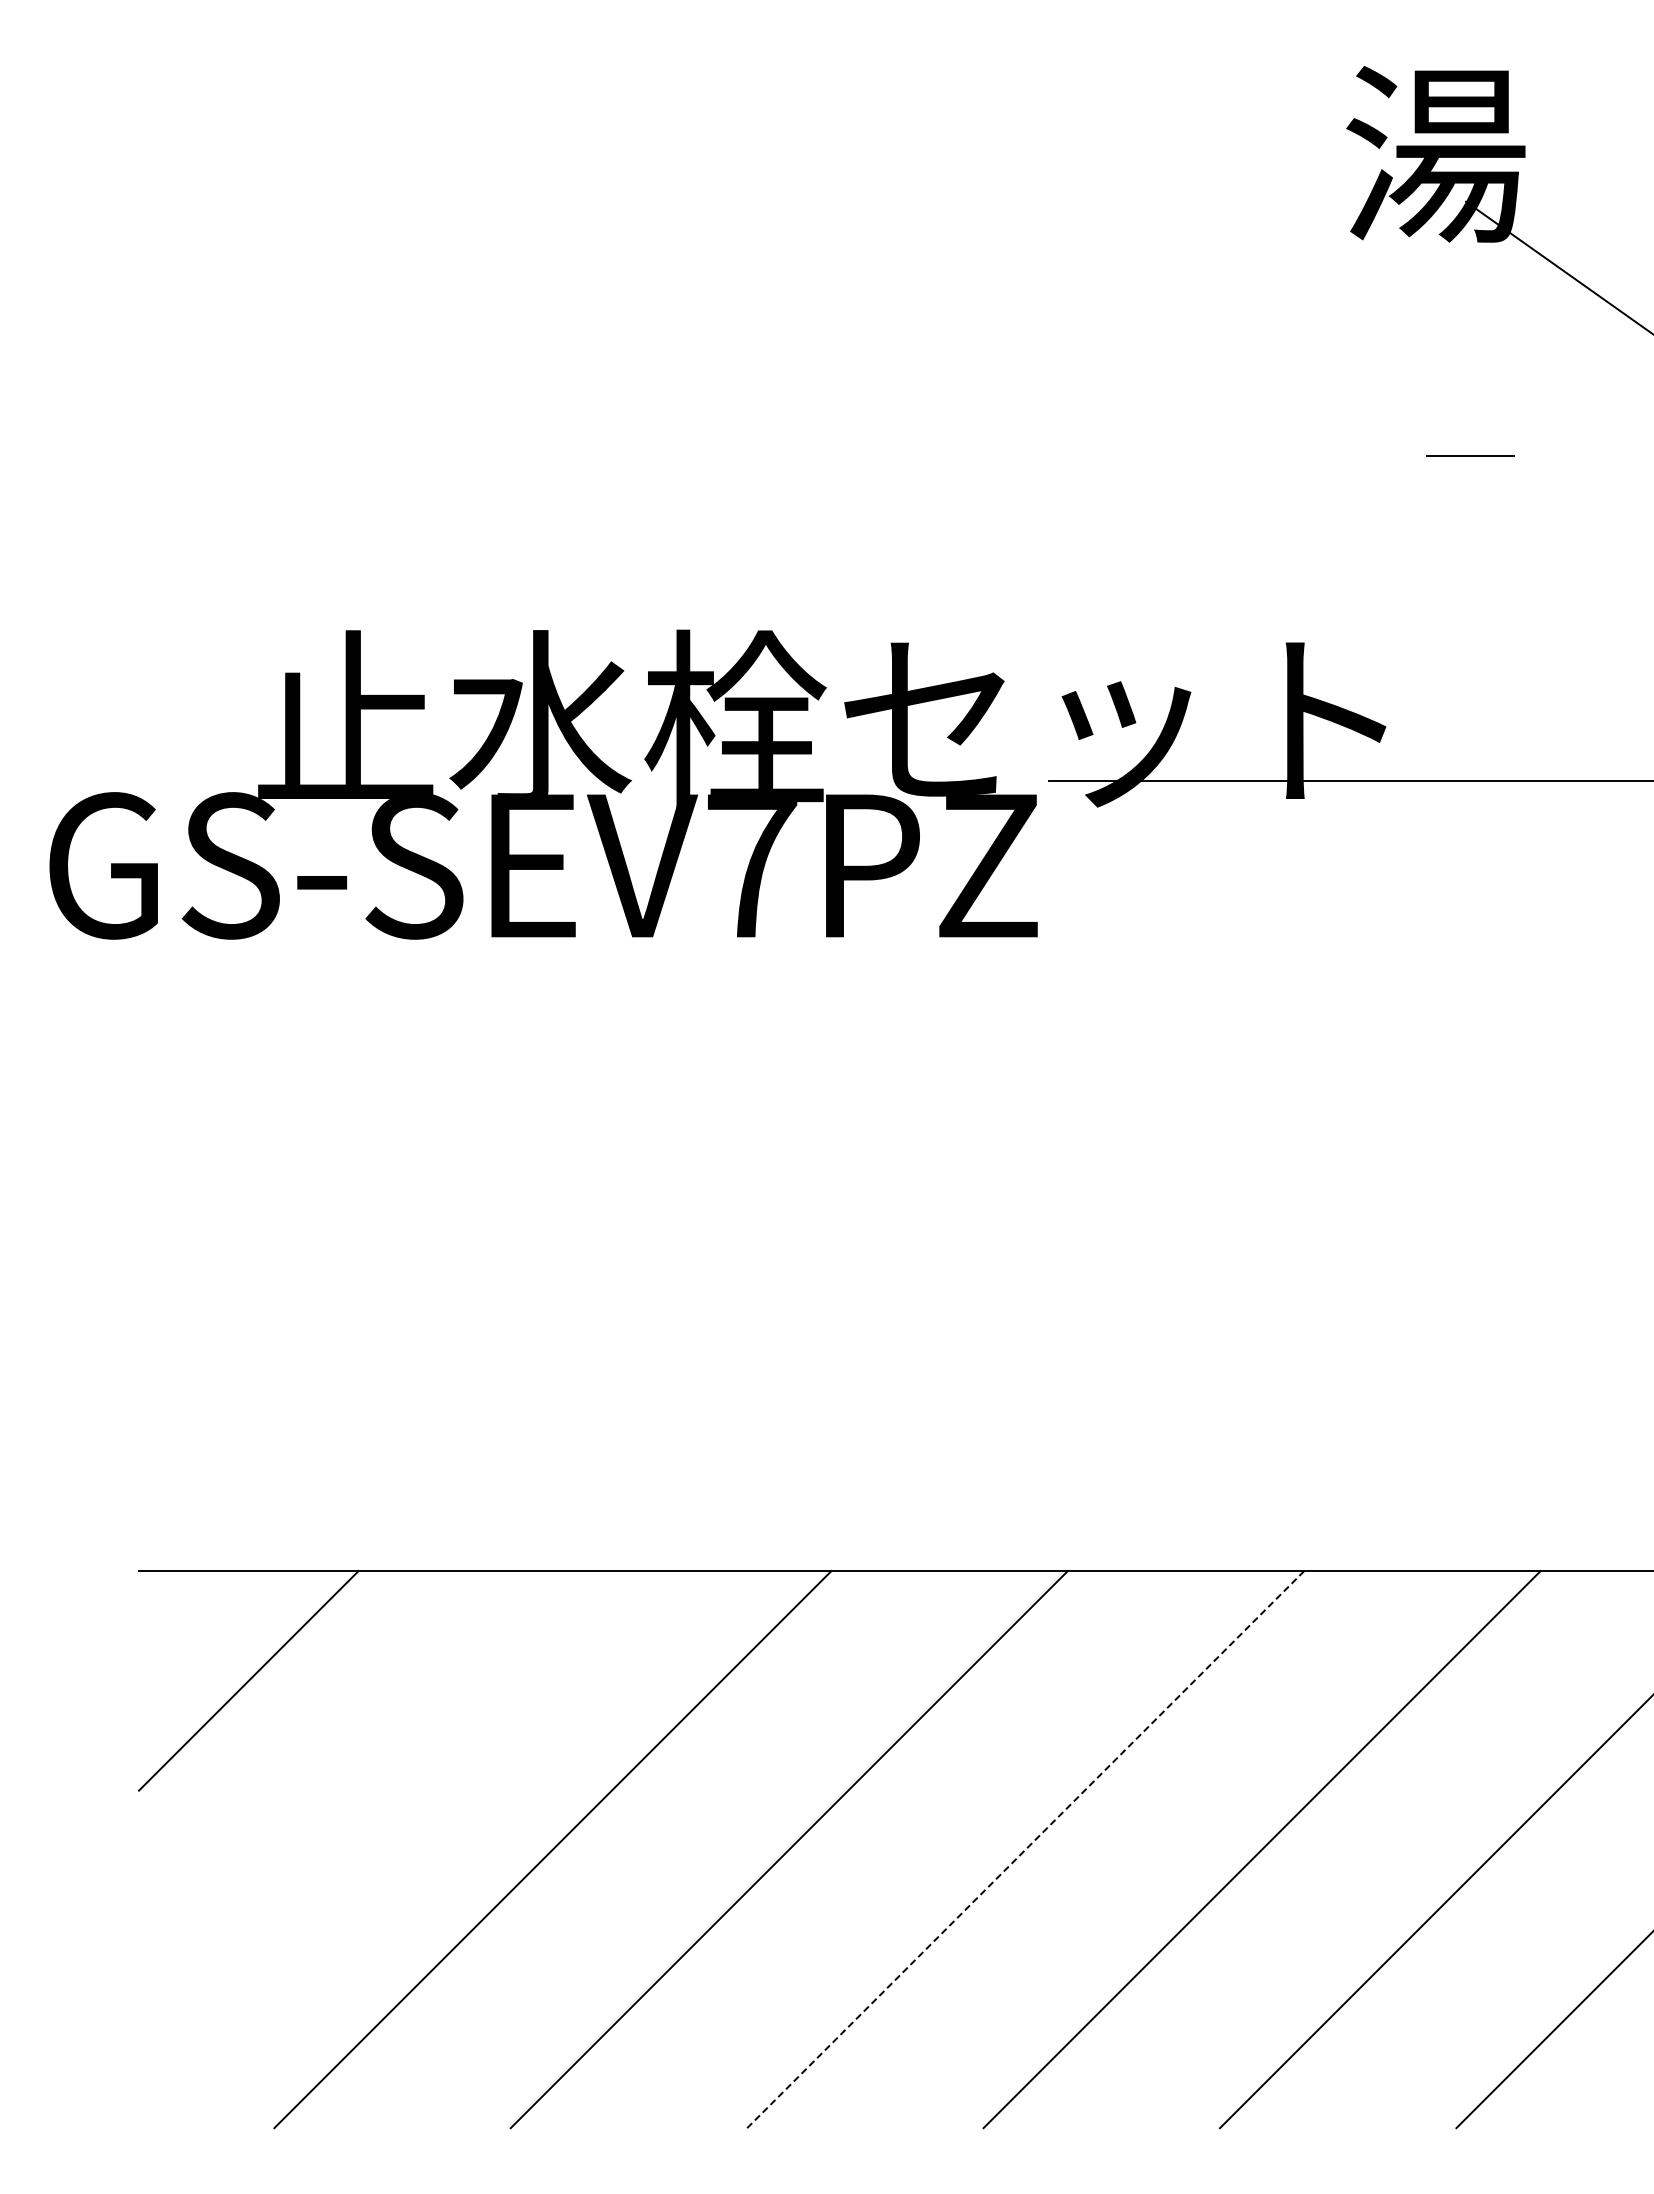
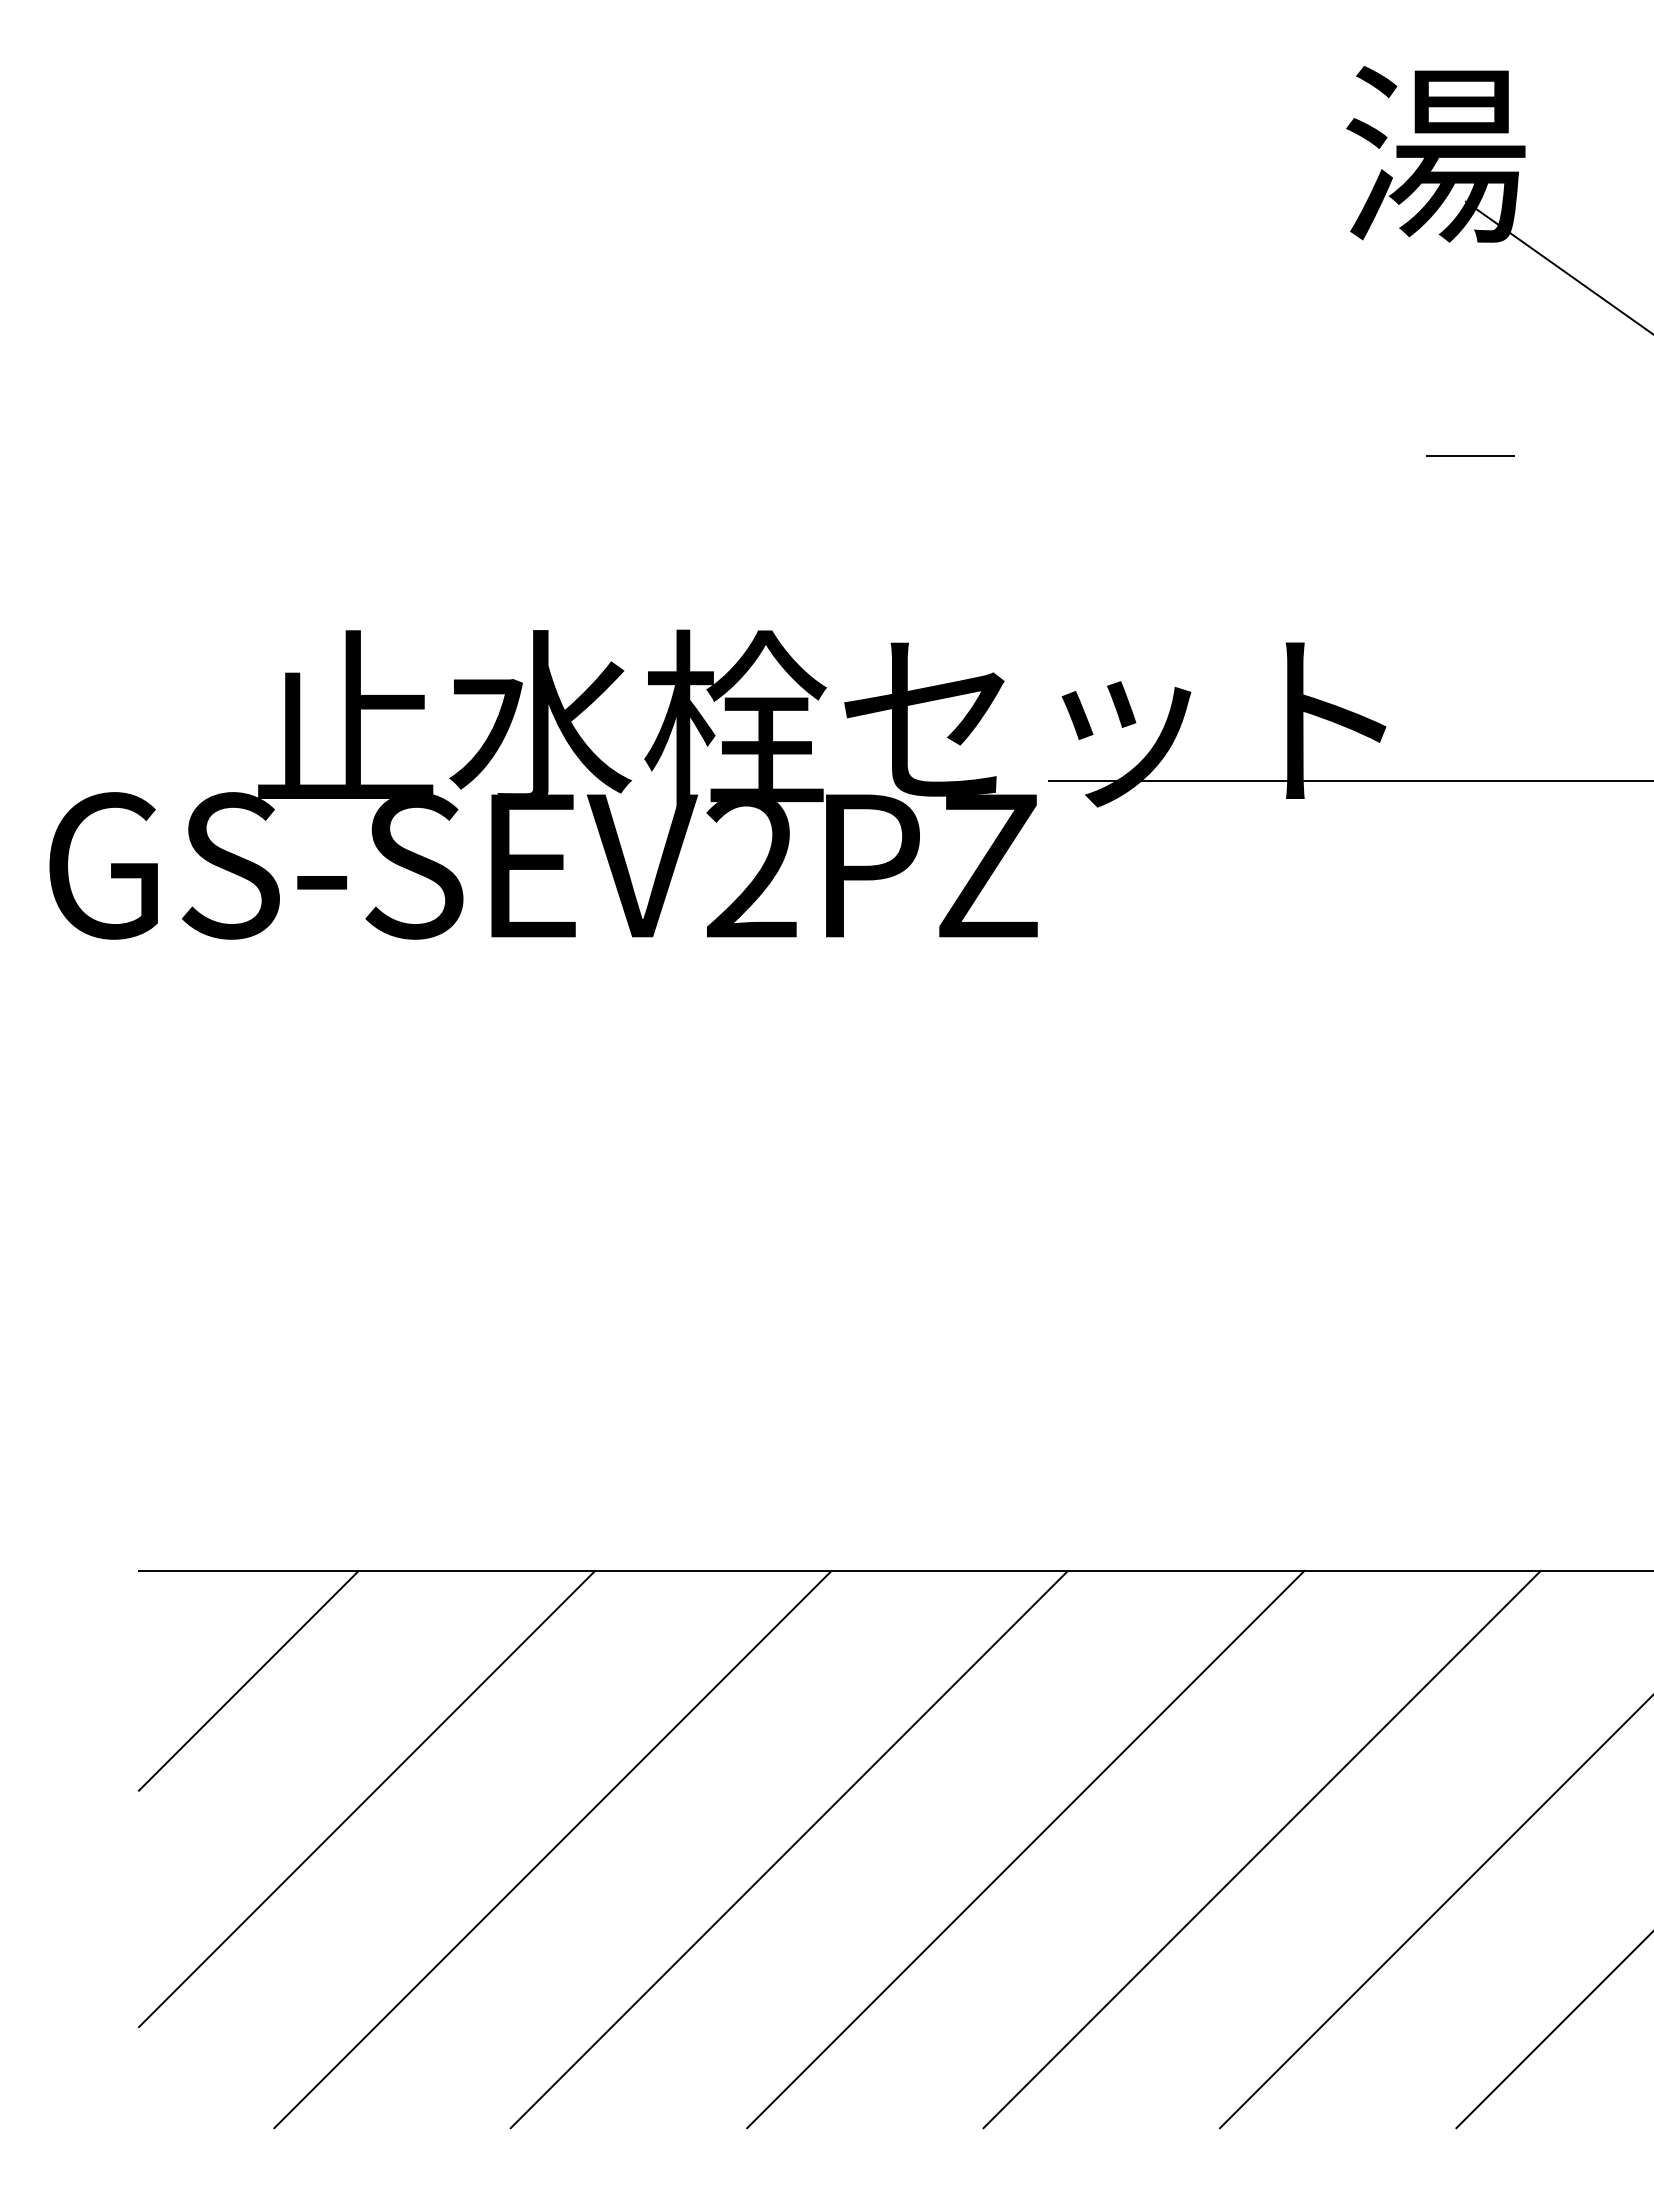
text: GS-SEV7PZ -> GS-SEV2PZ (751, 865)
line: none -> present (367, 1798)
line: dashed -> solid (1026, 1849)
